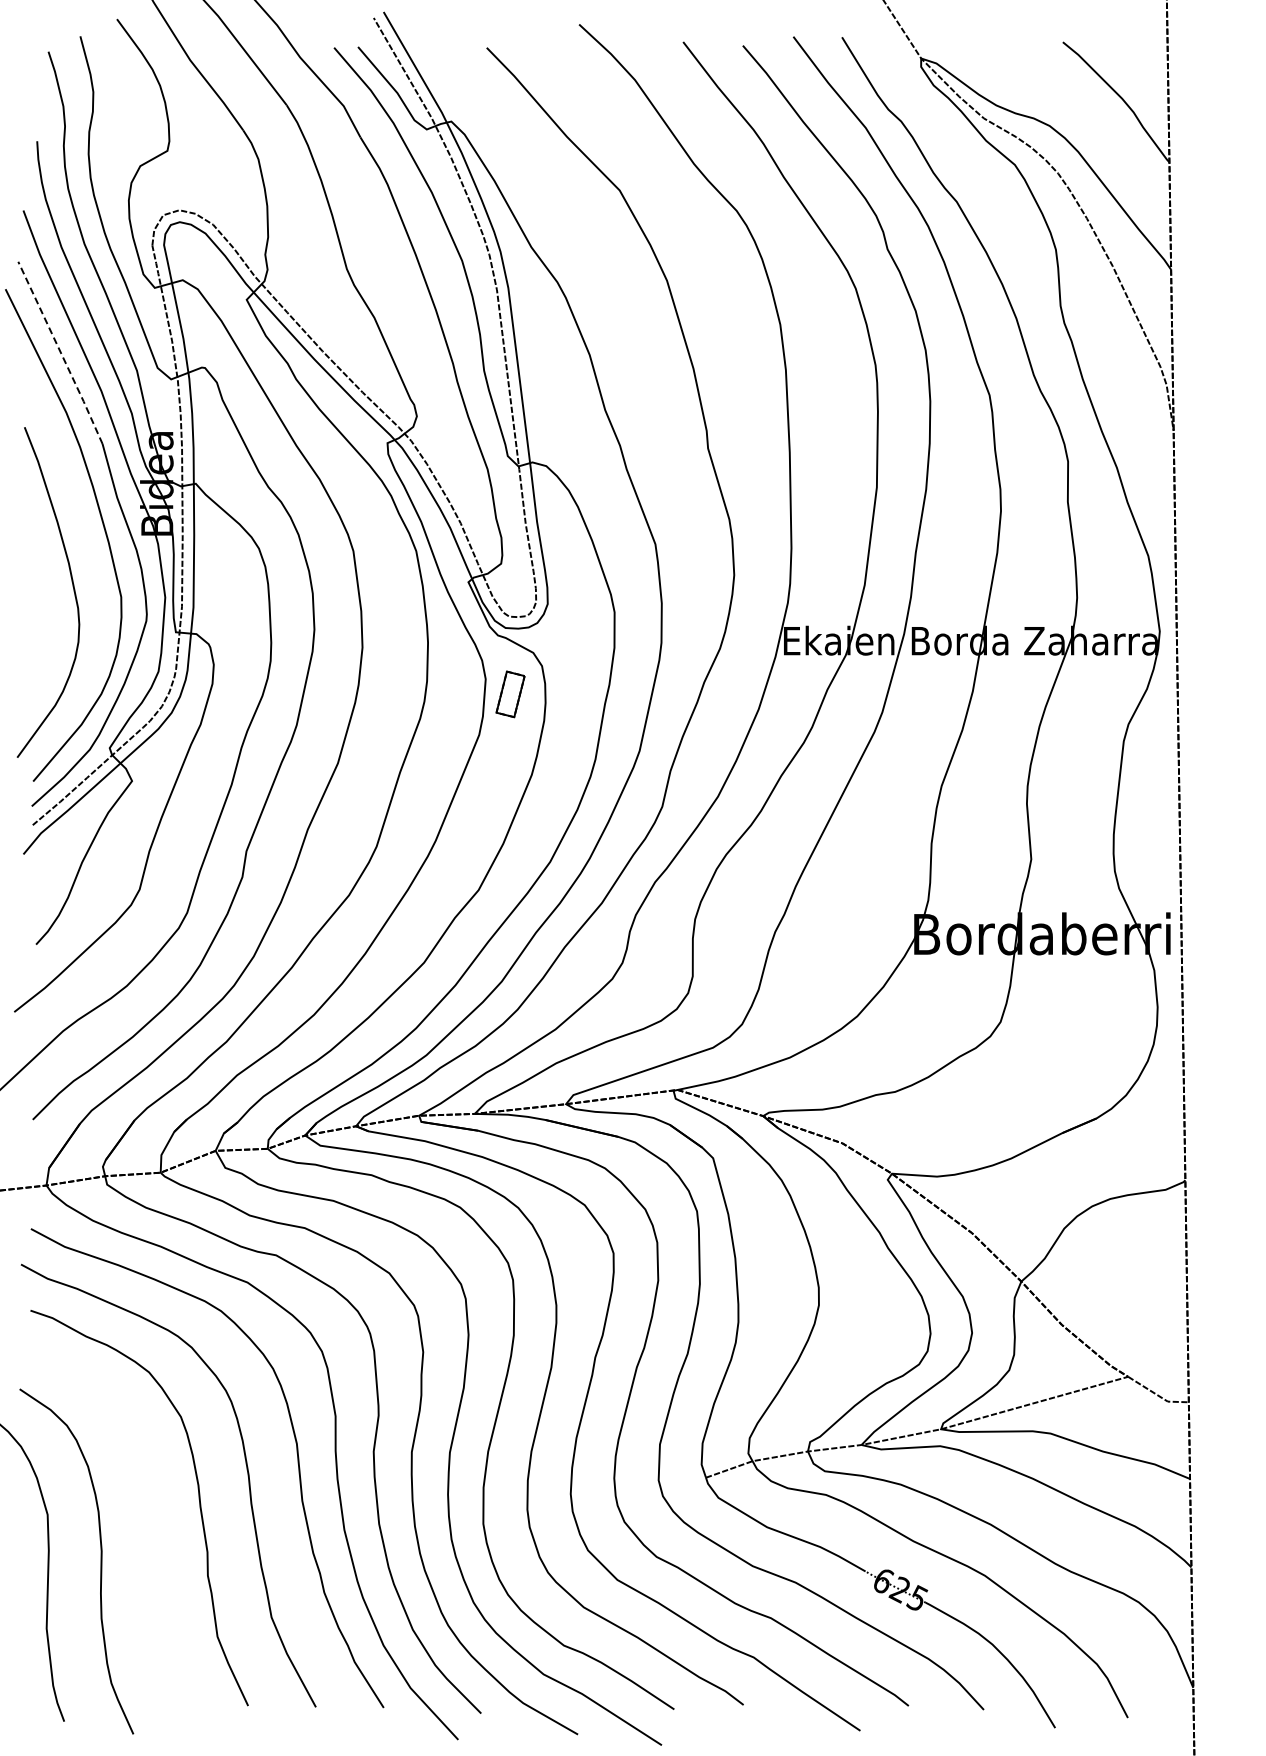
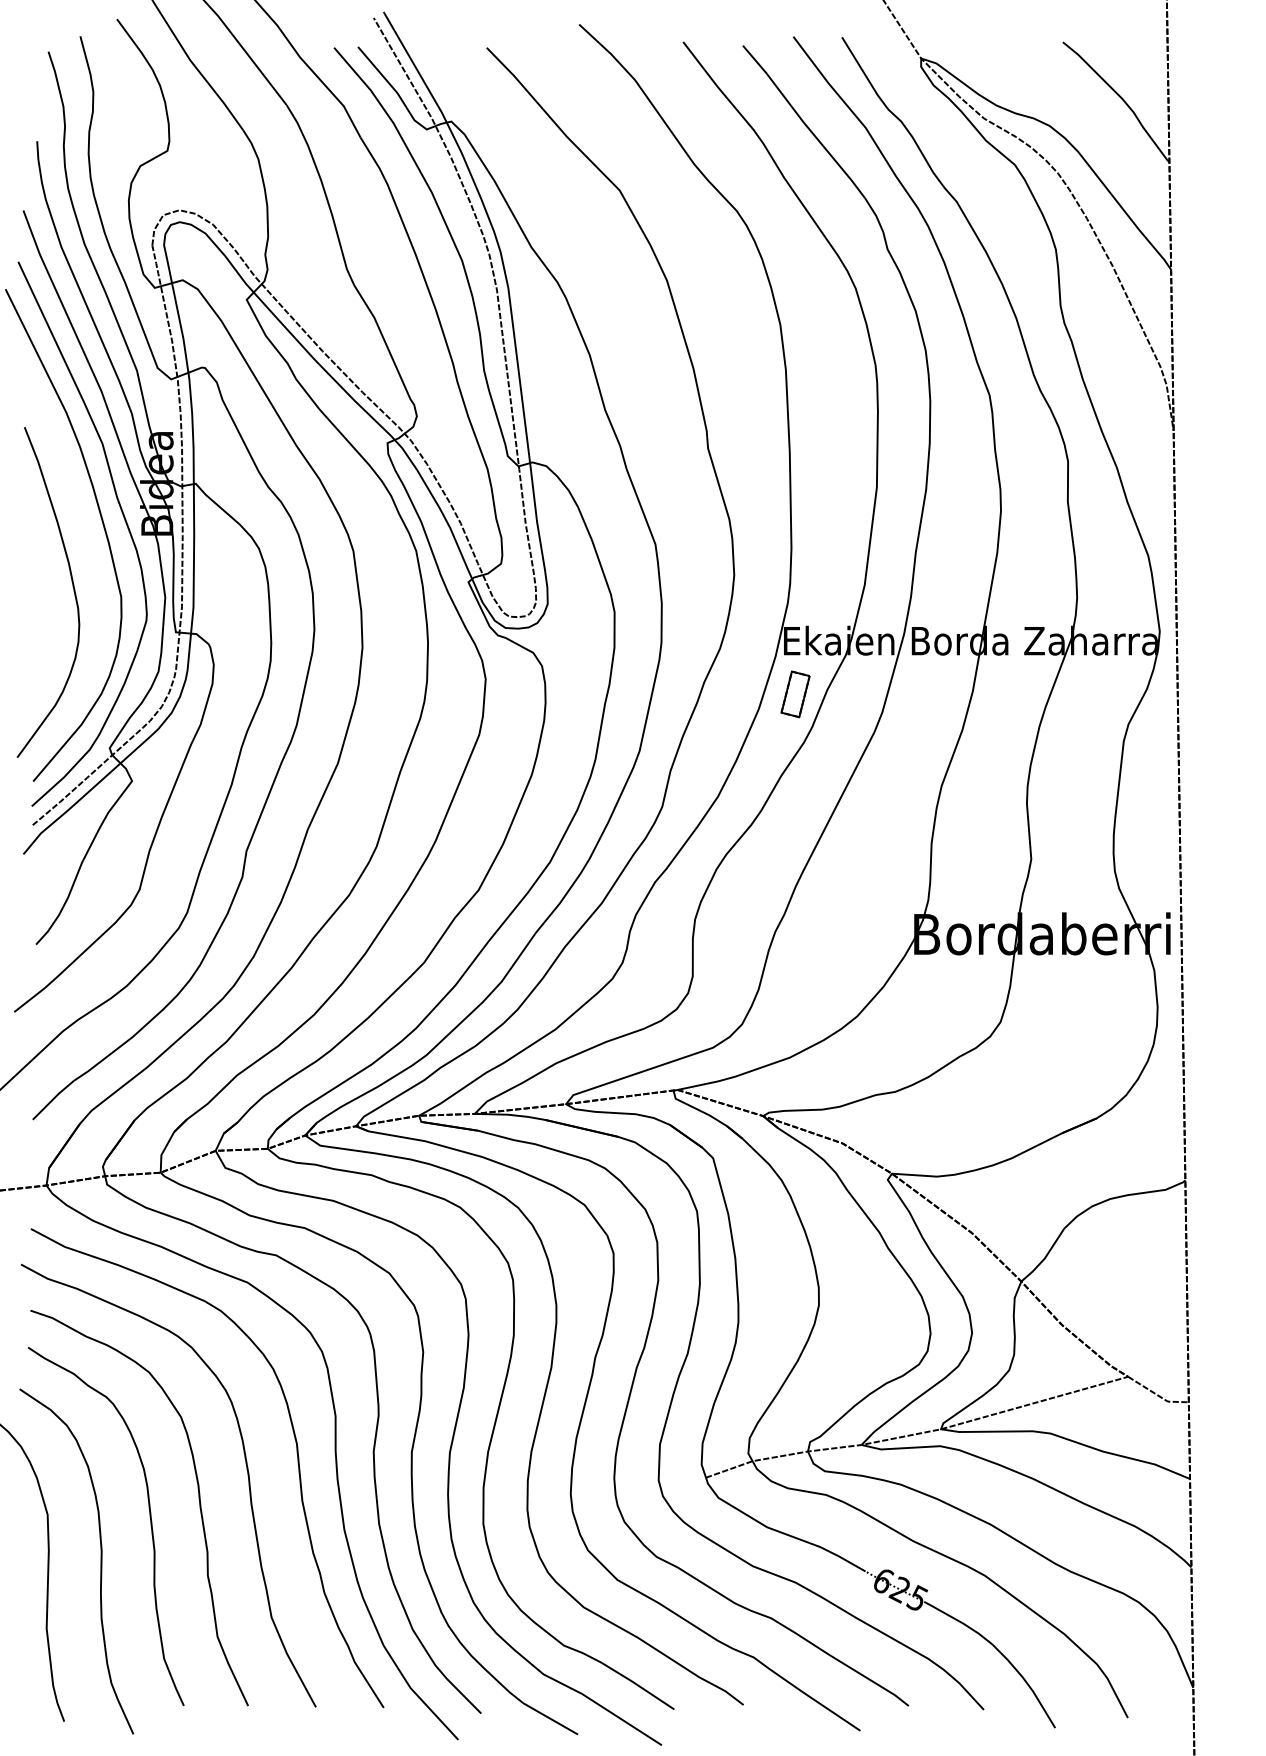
line: dashed -> solid (60, 352)
part position: (510, 694) -> (795, 694) (795, 694)
curve: none -> present (149, 1517)
